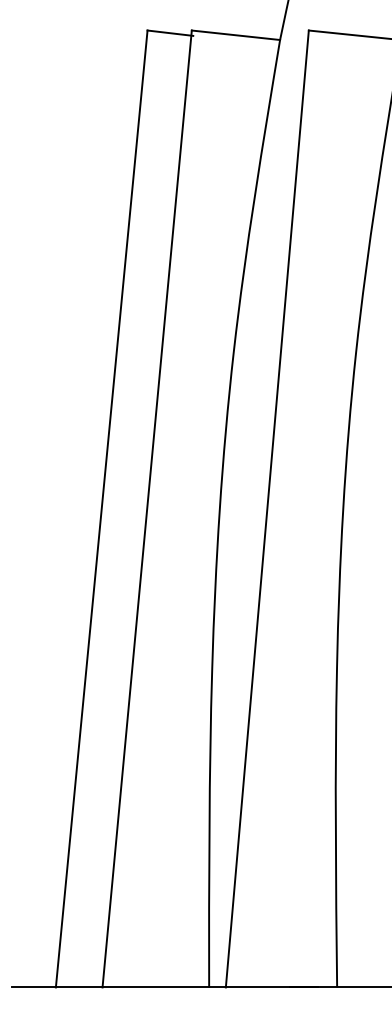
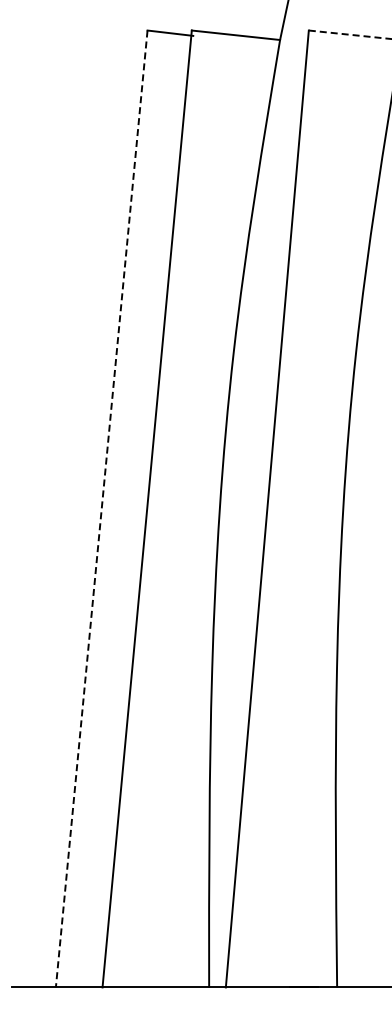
line: solid -> dashed (350, 34)
line: solid -> dashed (101, 509)
